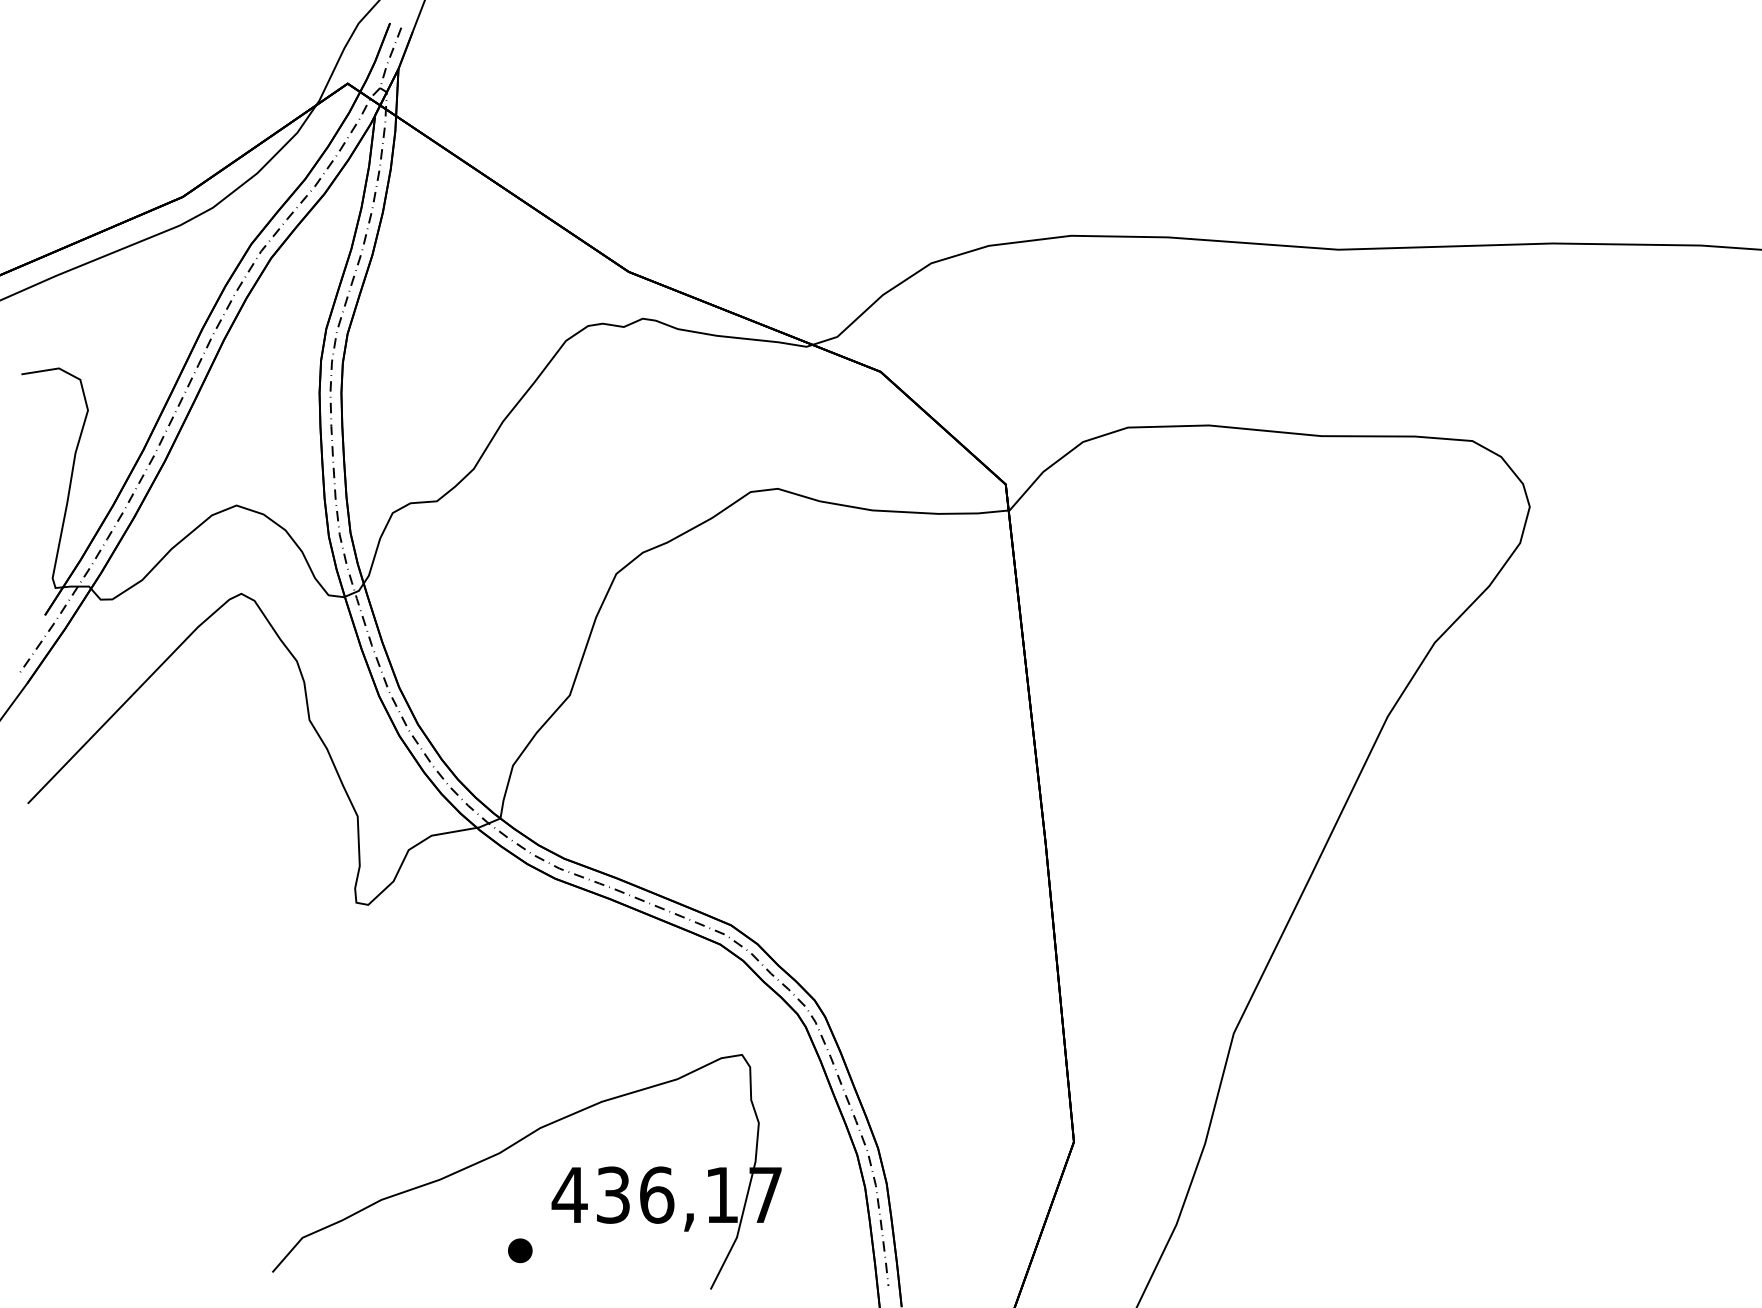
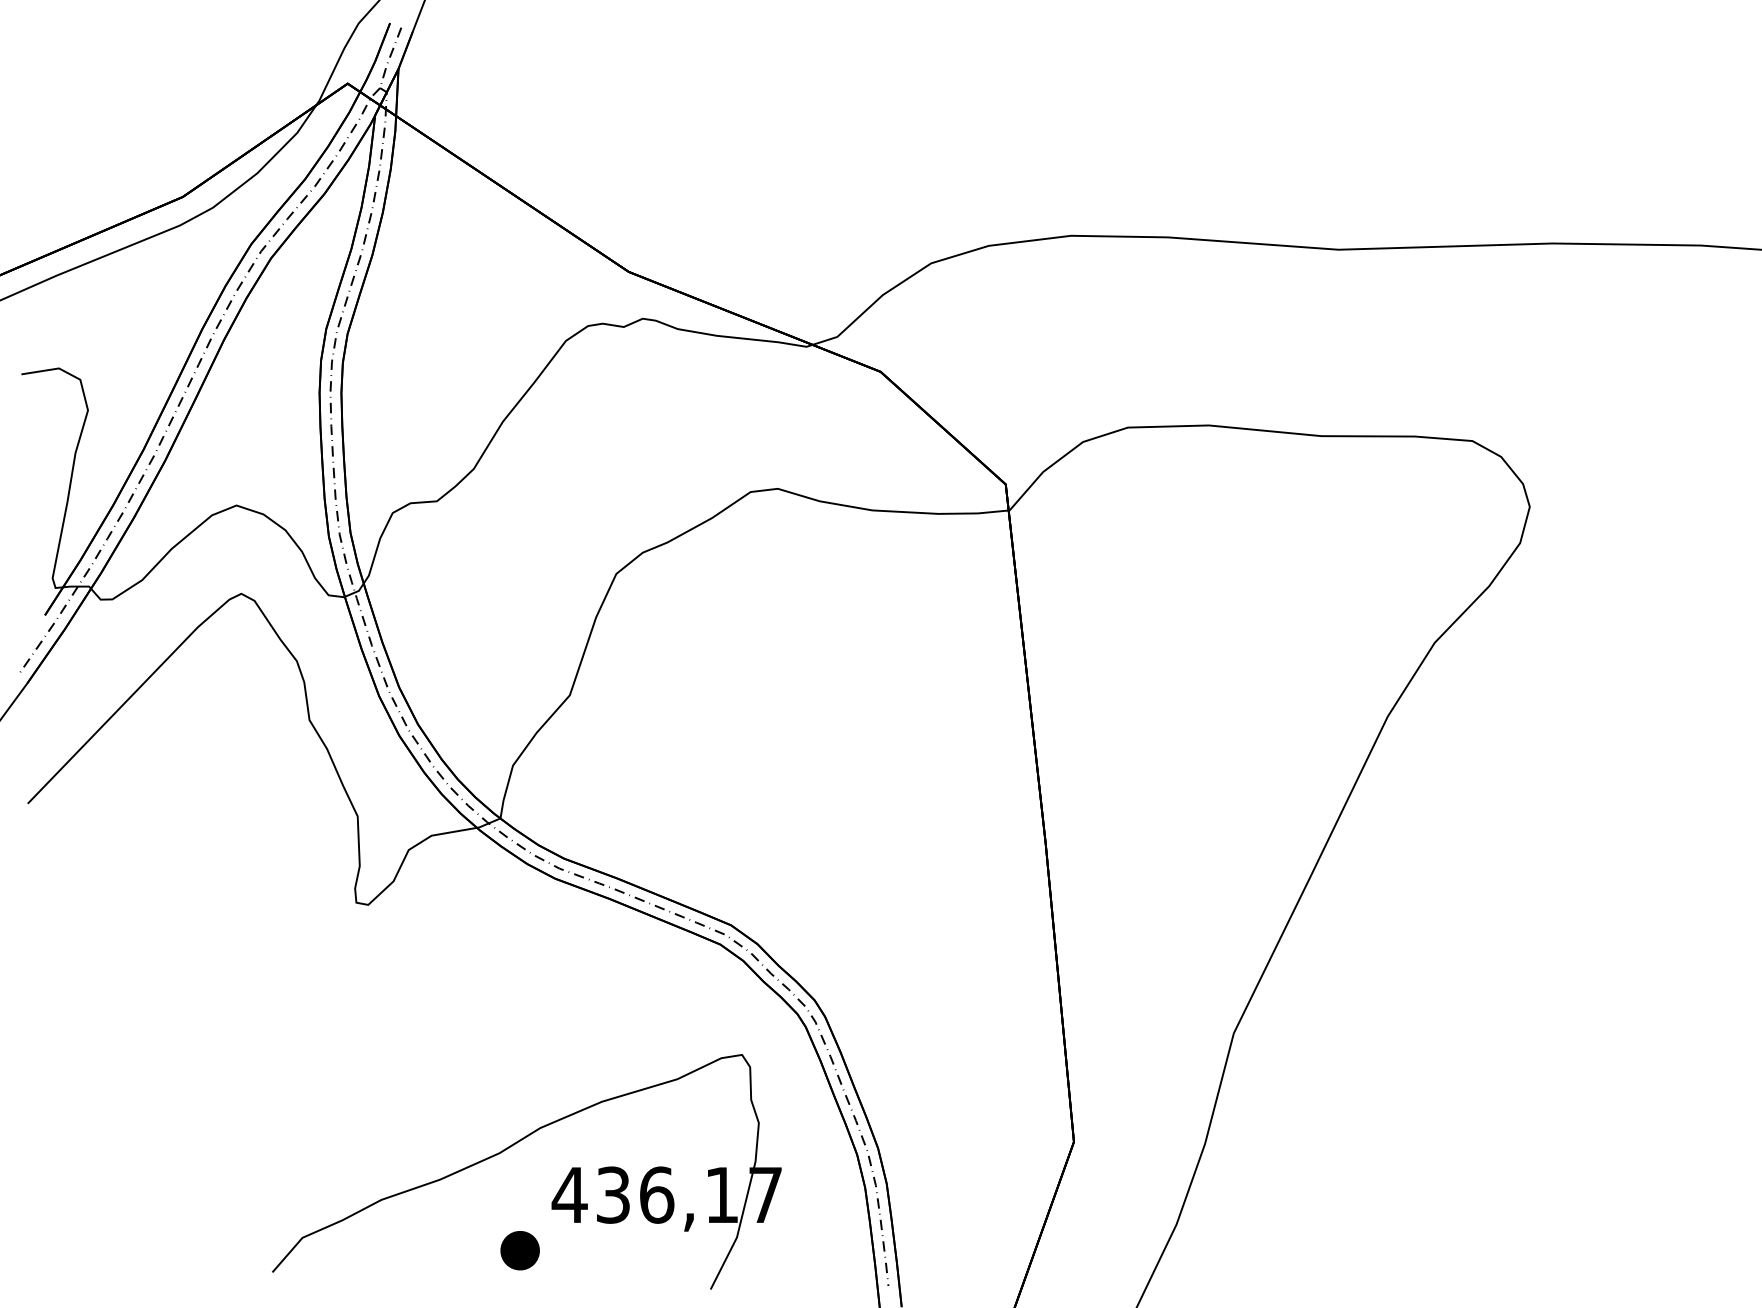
part size: 25x26 px -> 40x40 px (519, 1250)
